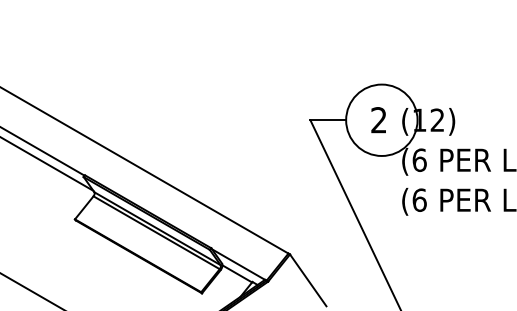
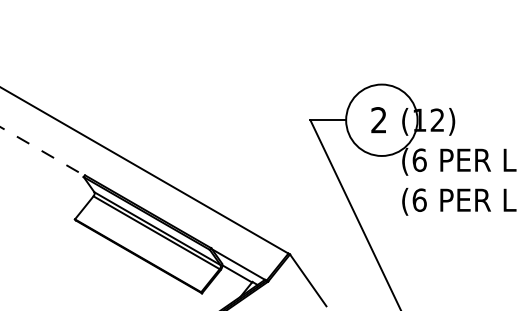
line: solid -> dashed (42, 151)
line: present -> none (47, 164)
line: present -> none (31, 290)
